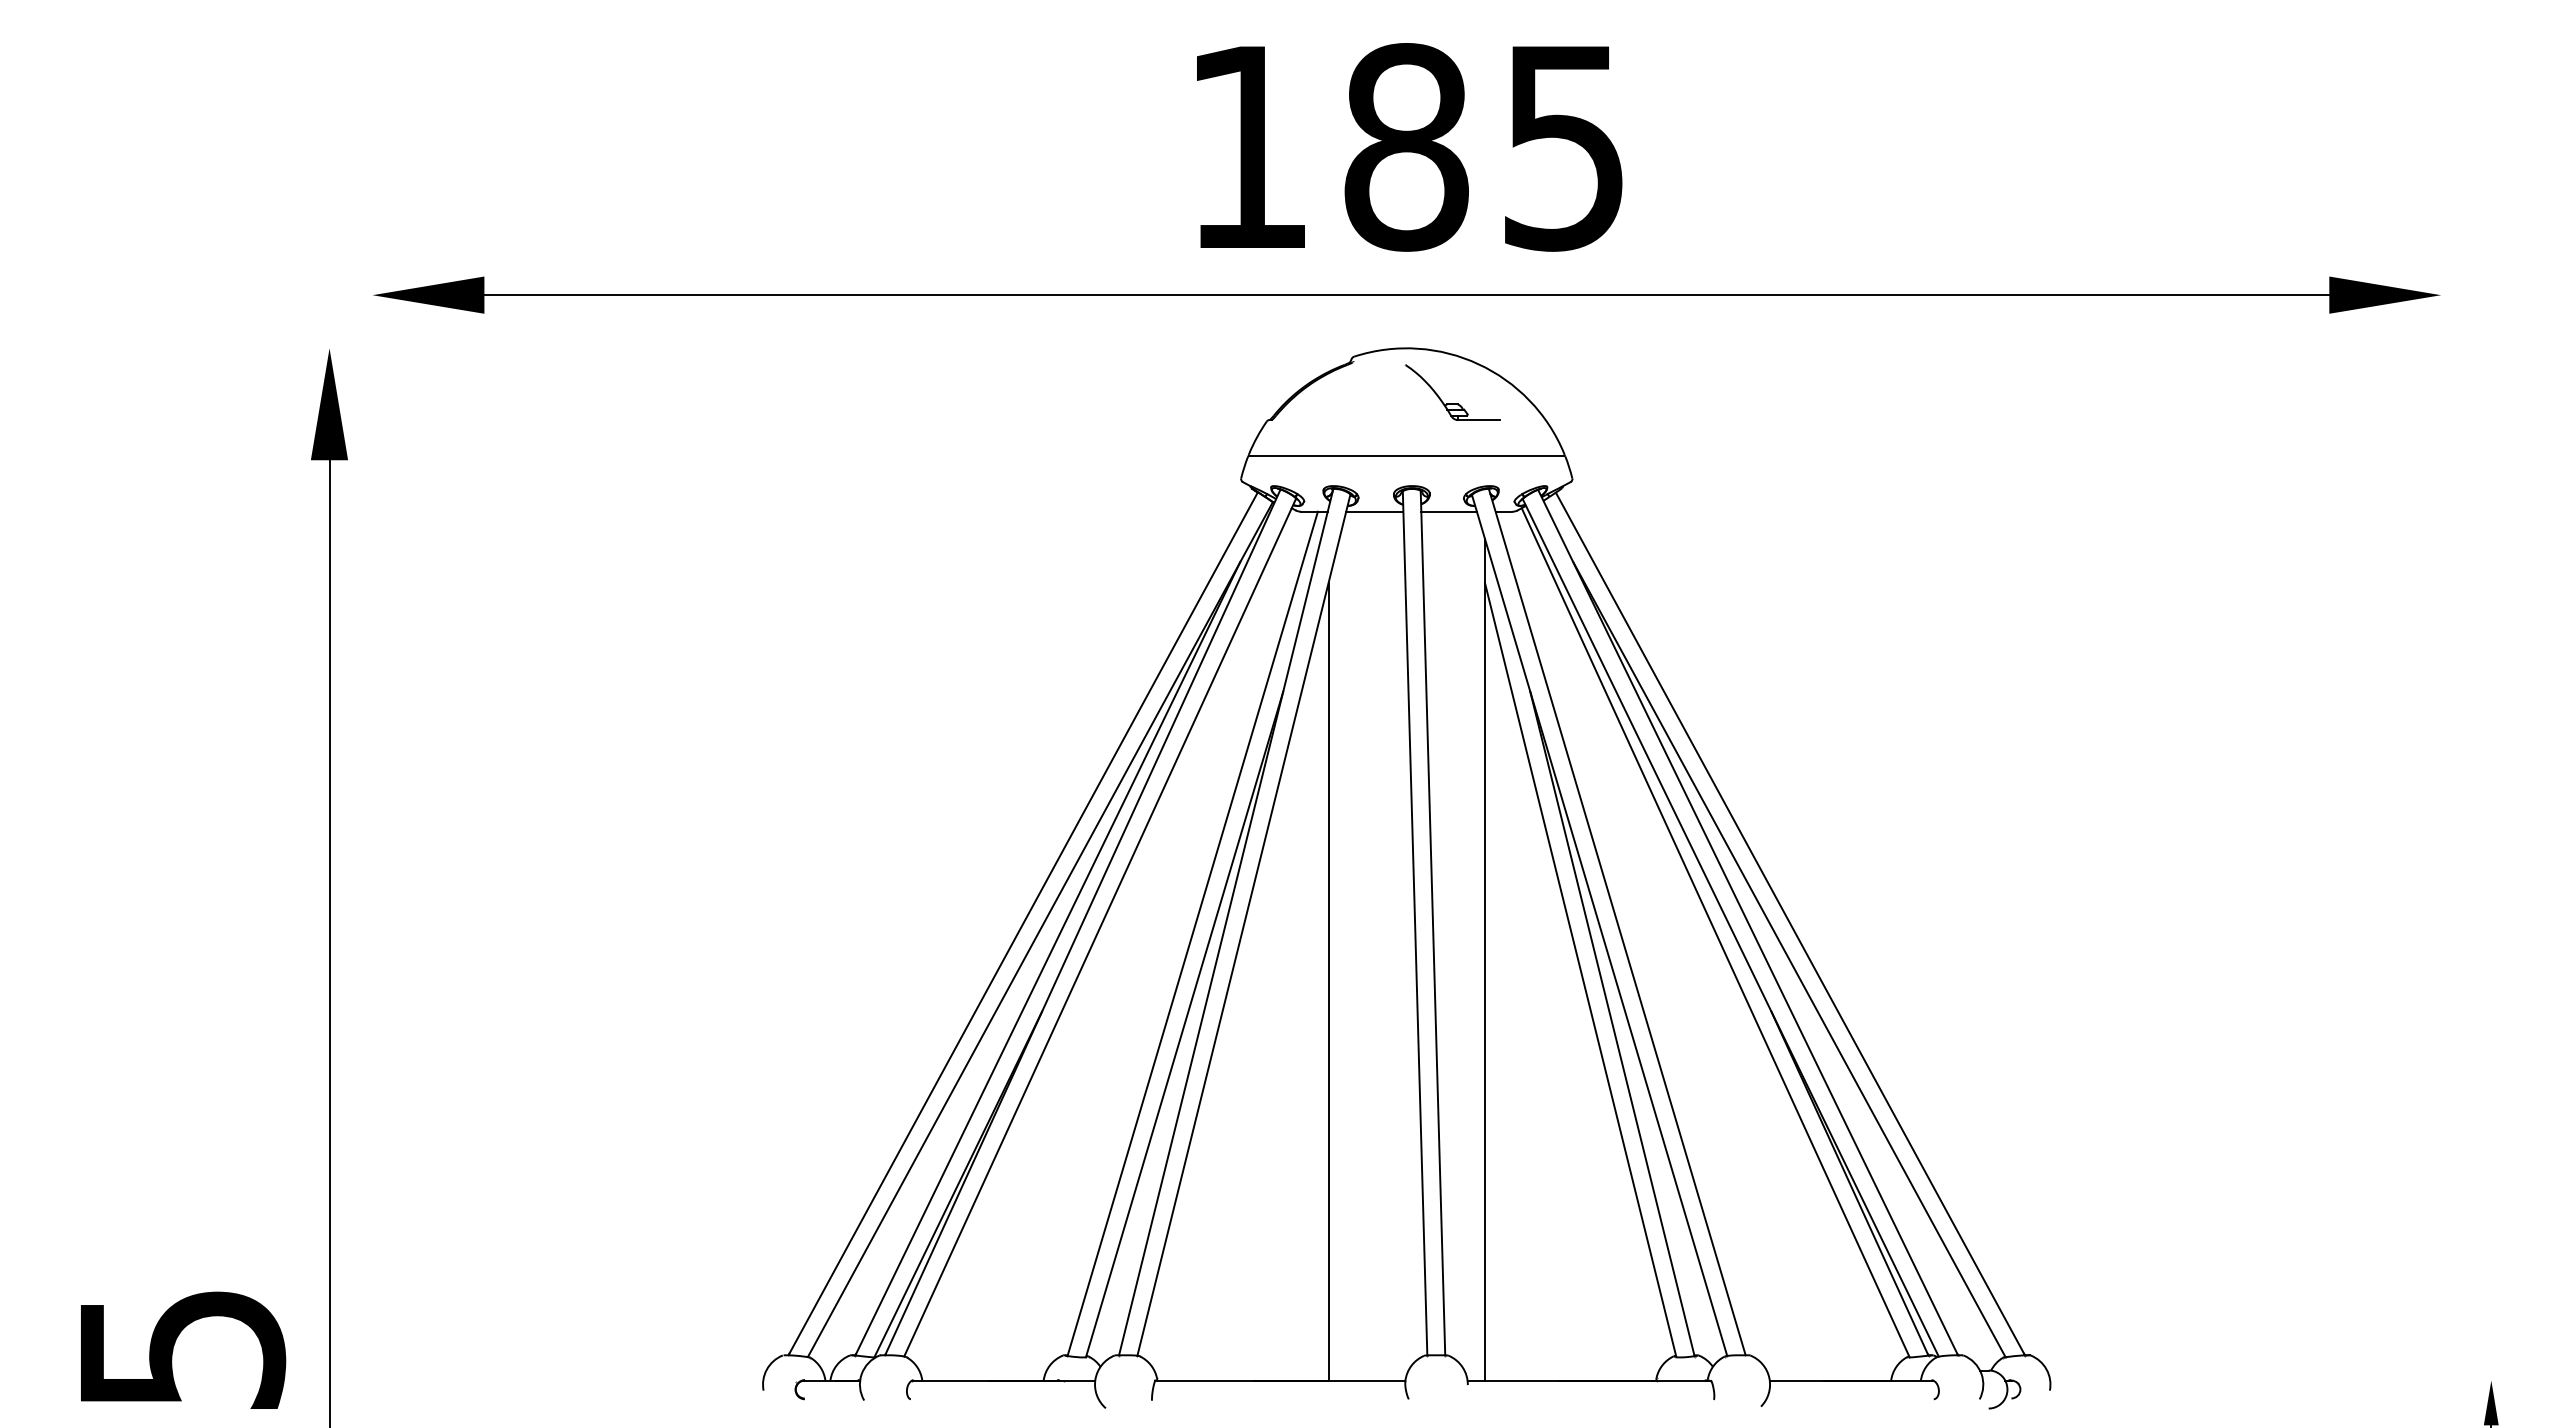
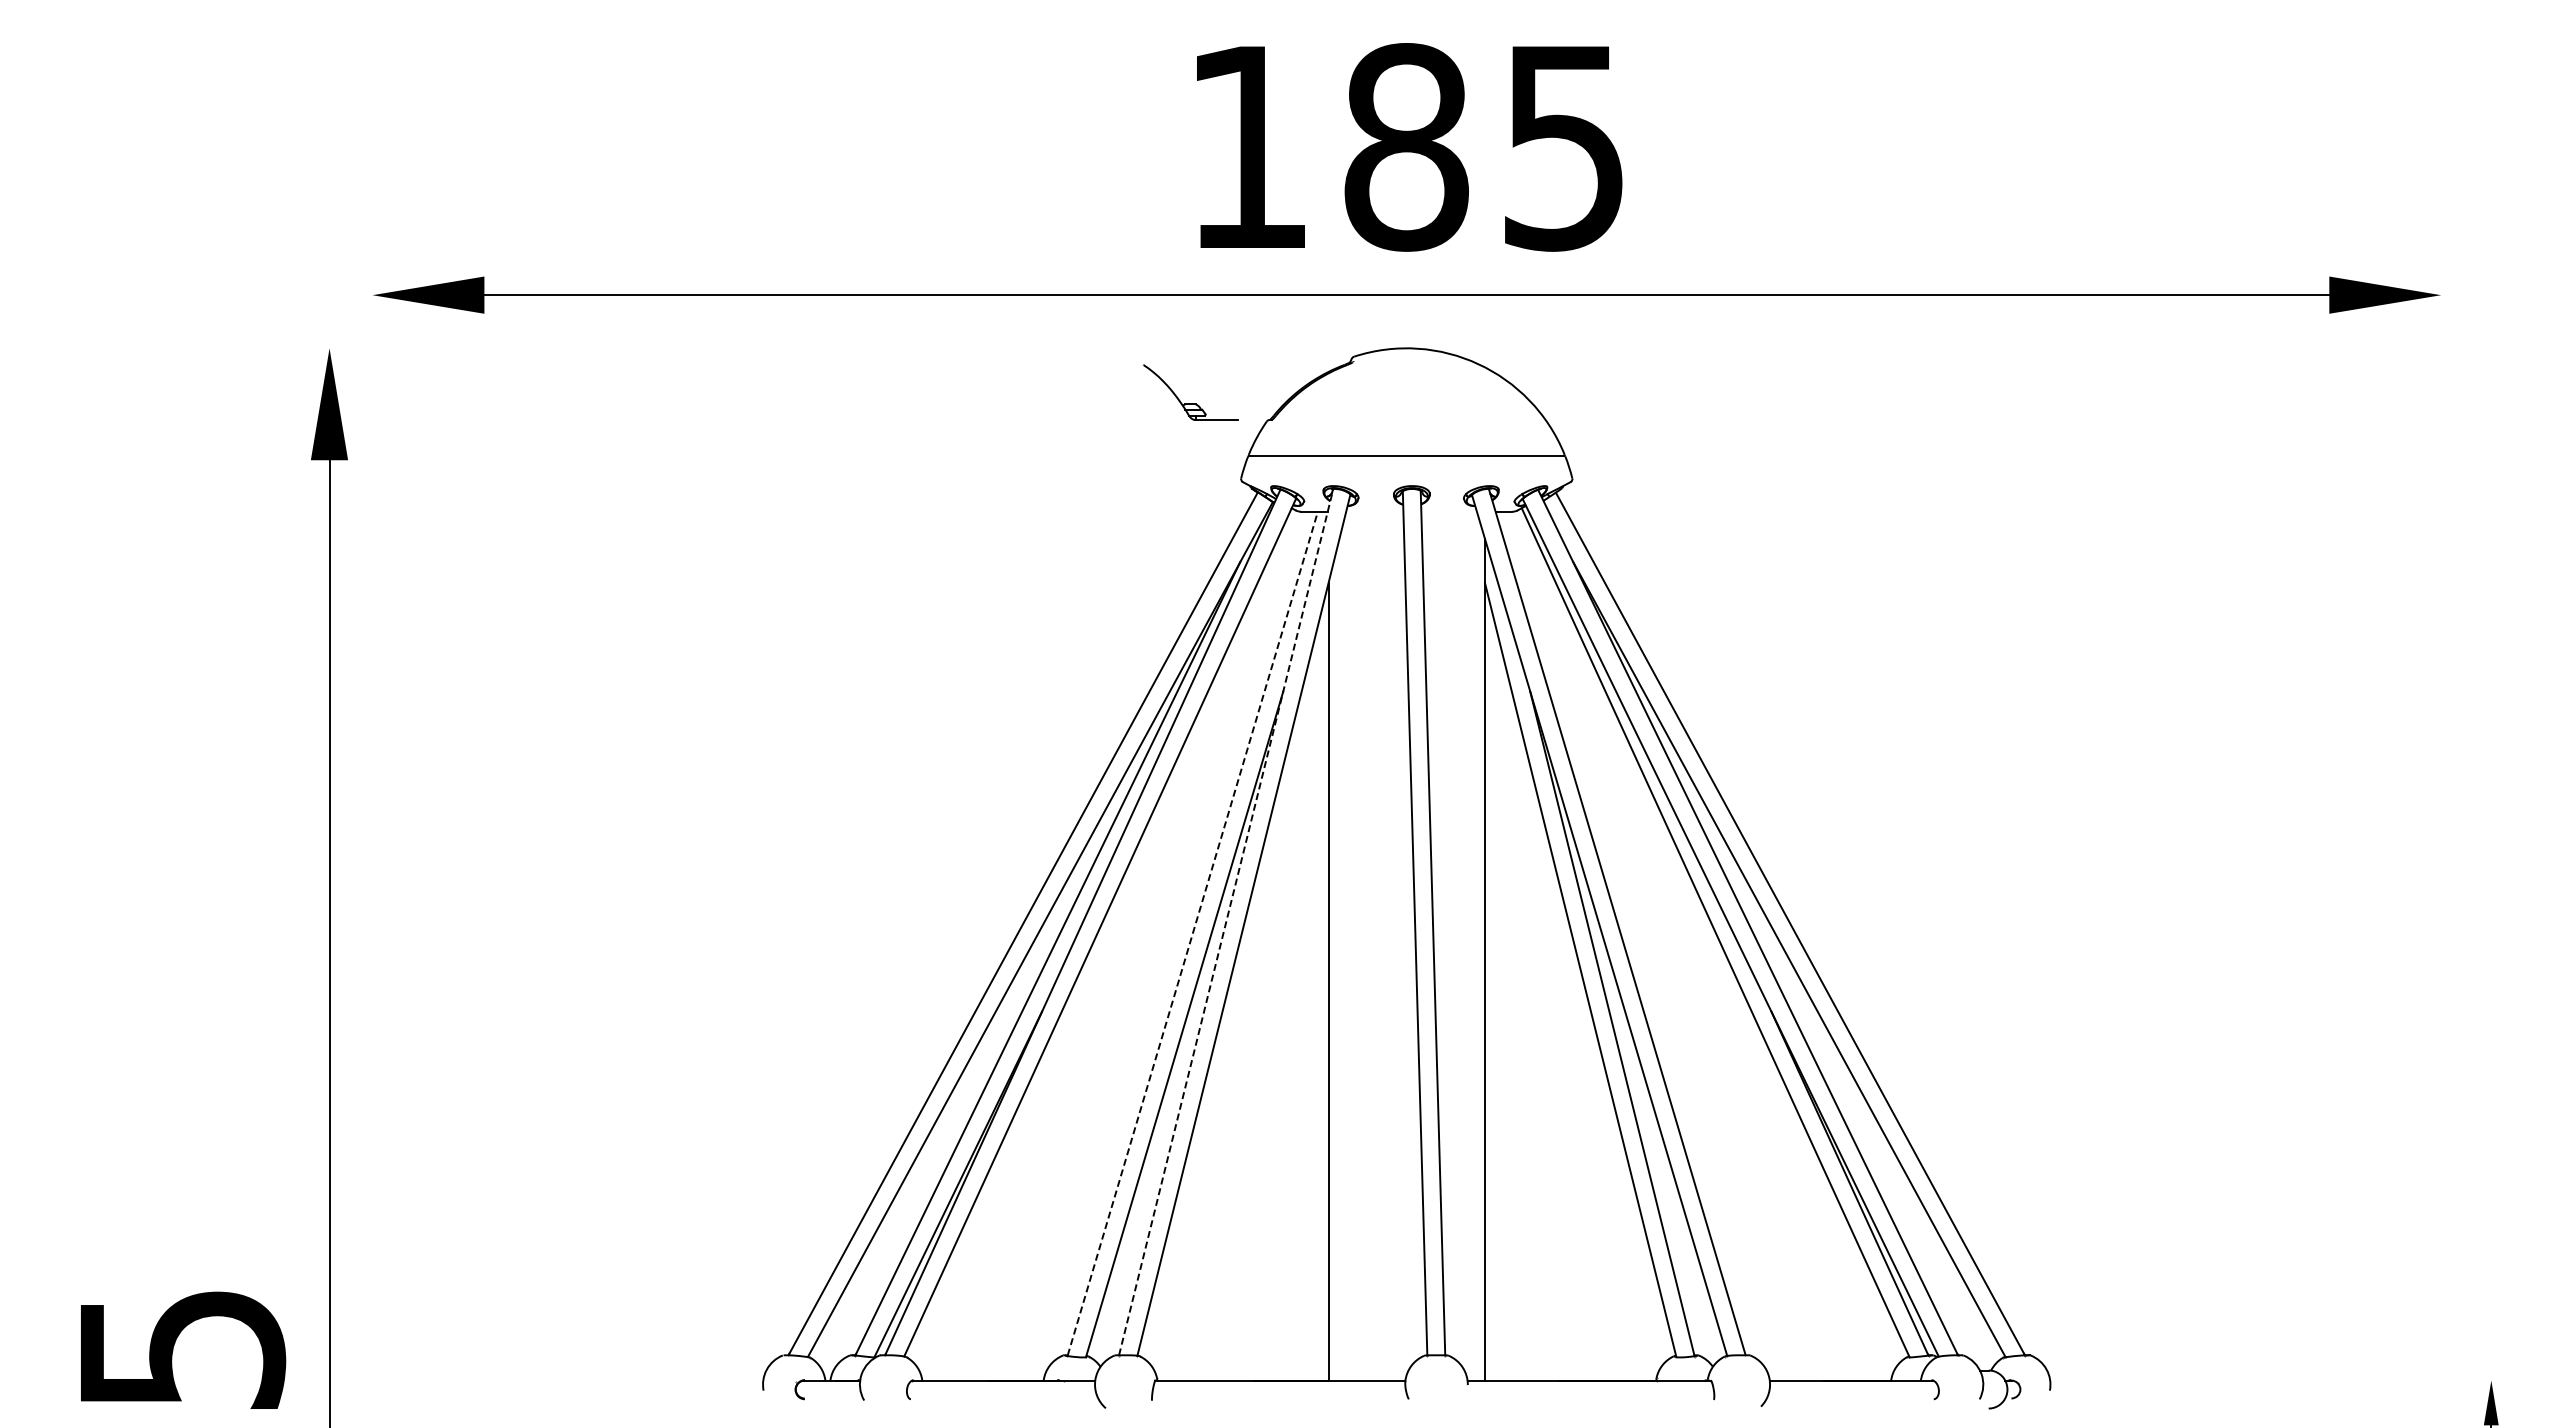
part position: (1452, 403) -> (1190, 403) (1190, 403)
line: present -> none (1374, 511)
line: present -> none (1448, 511)
line: solid -> dashed (1226, 921)
line: solid -> dashed (1192, 933)
